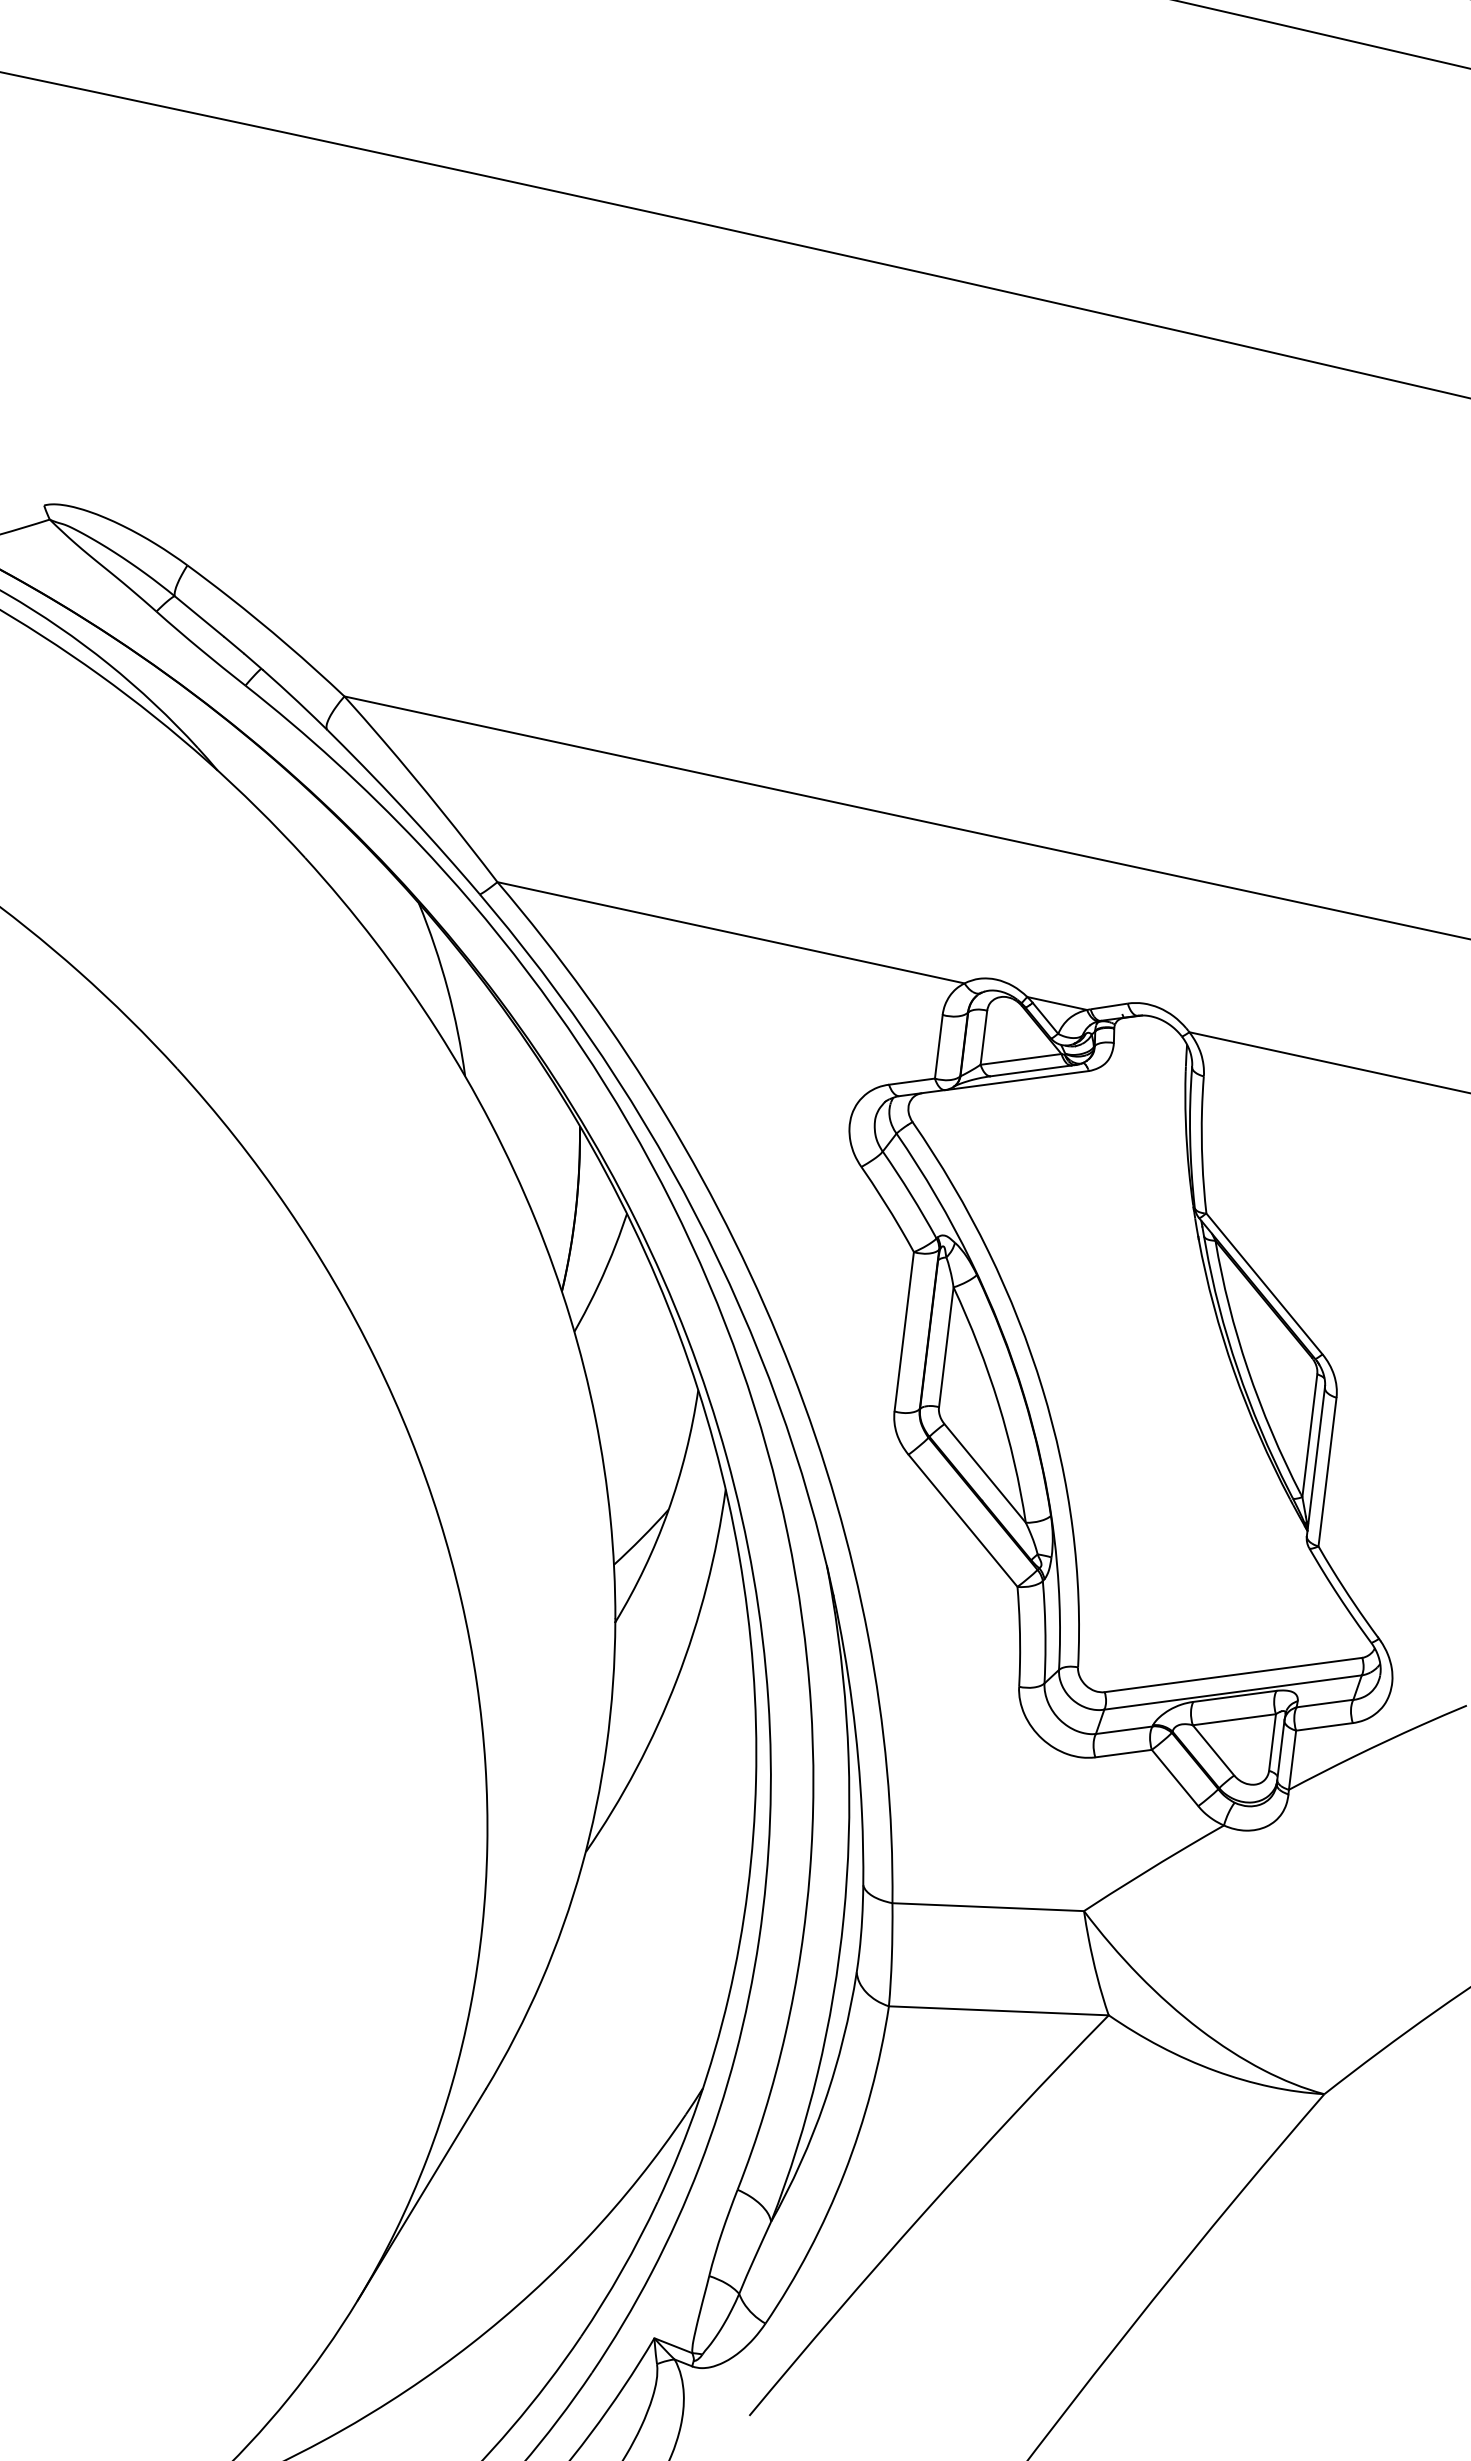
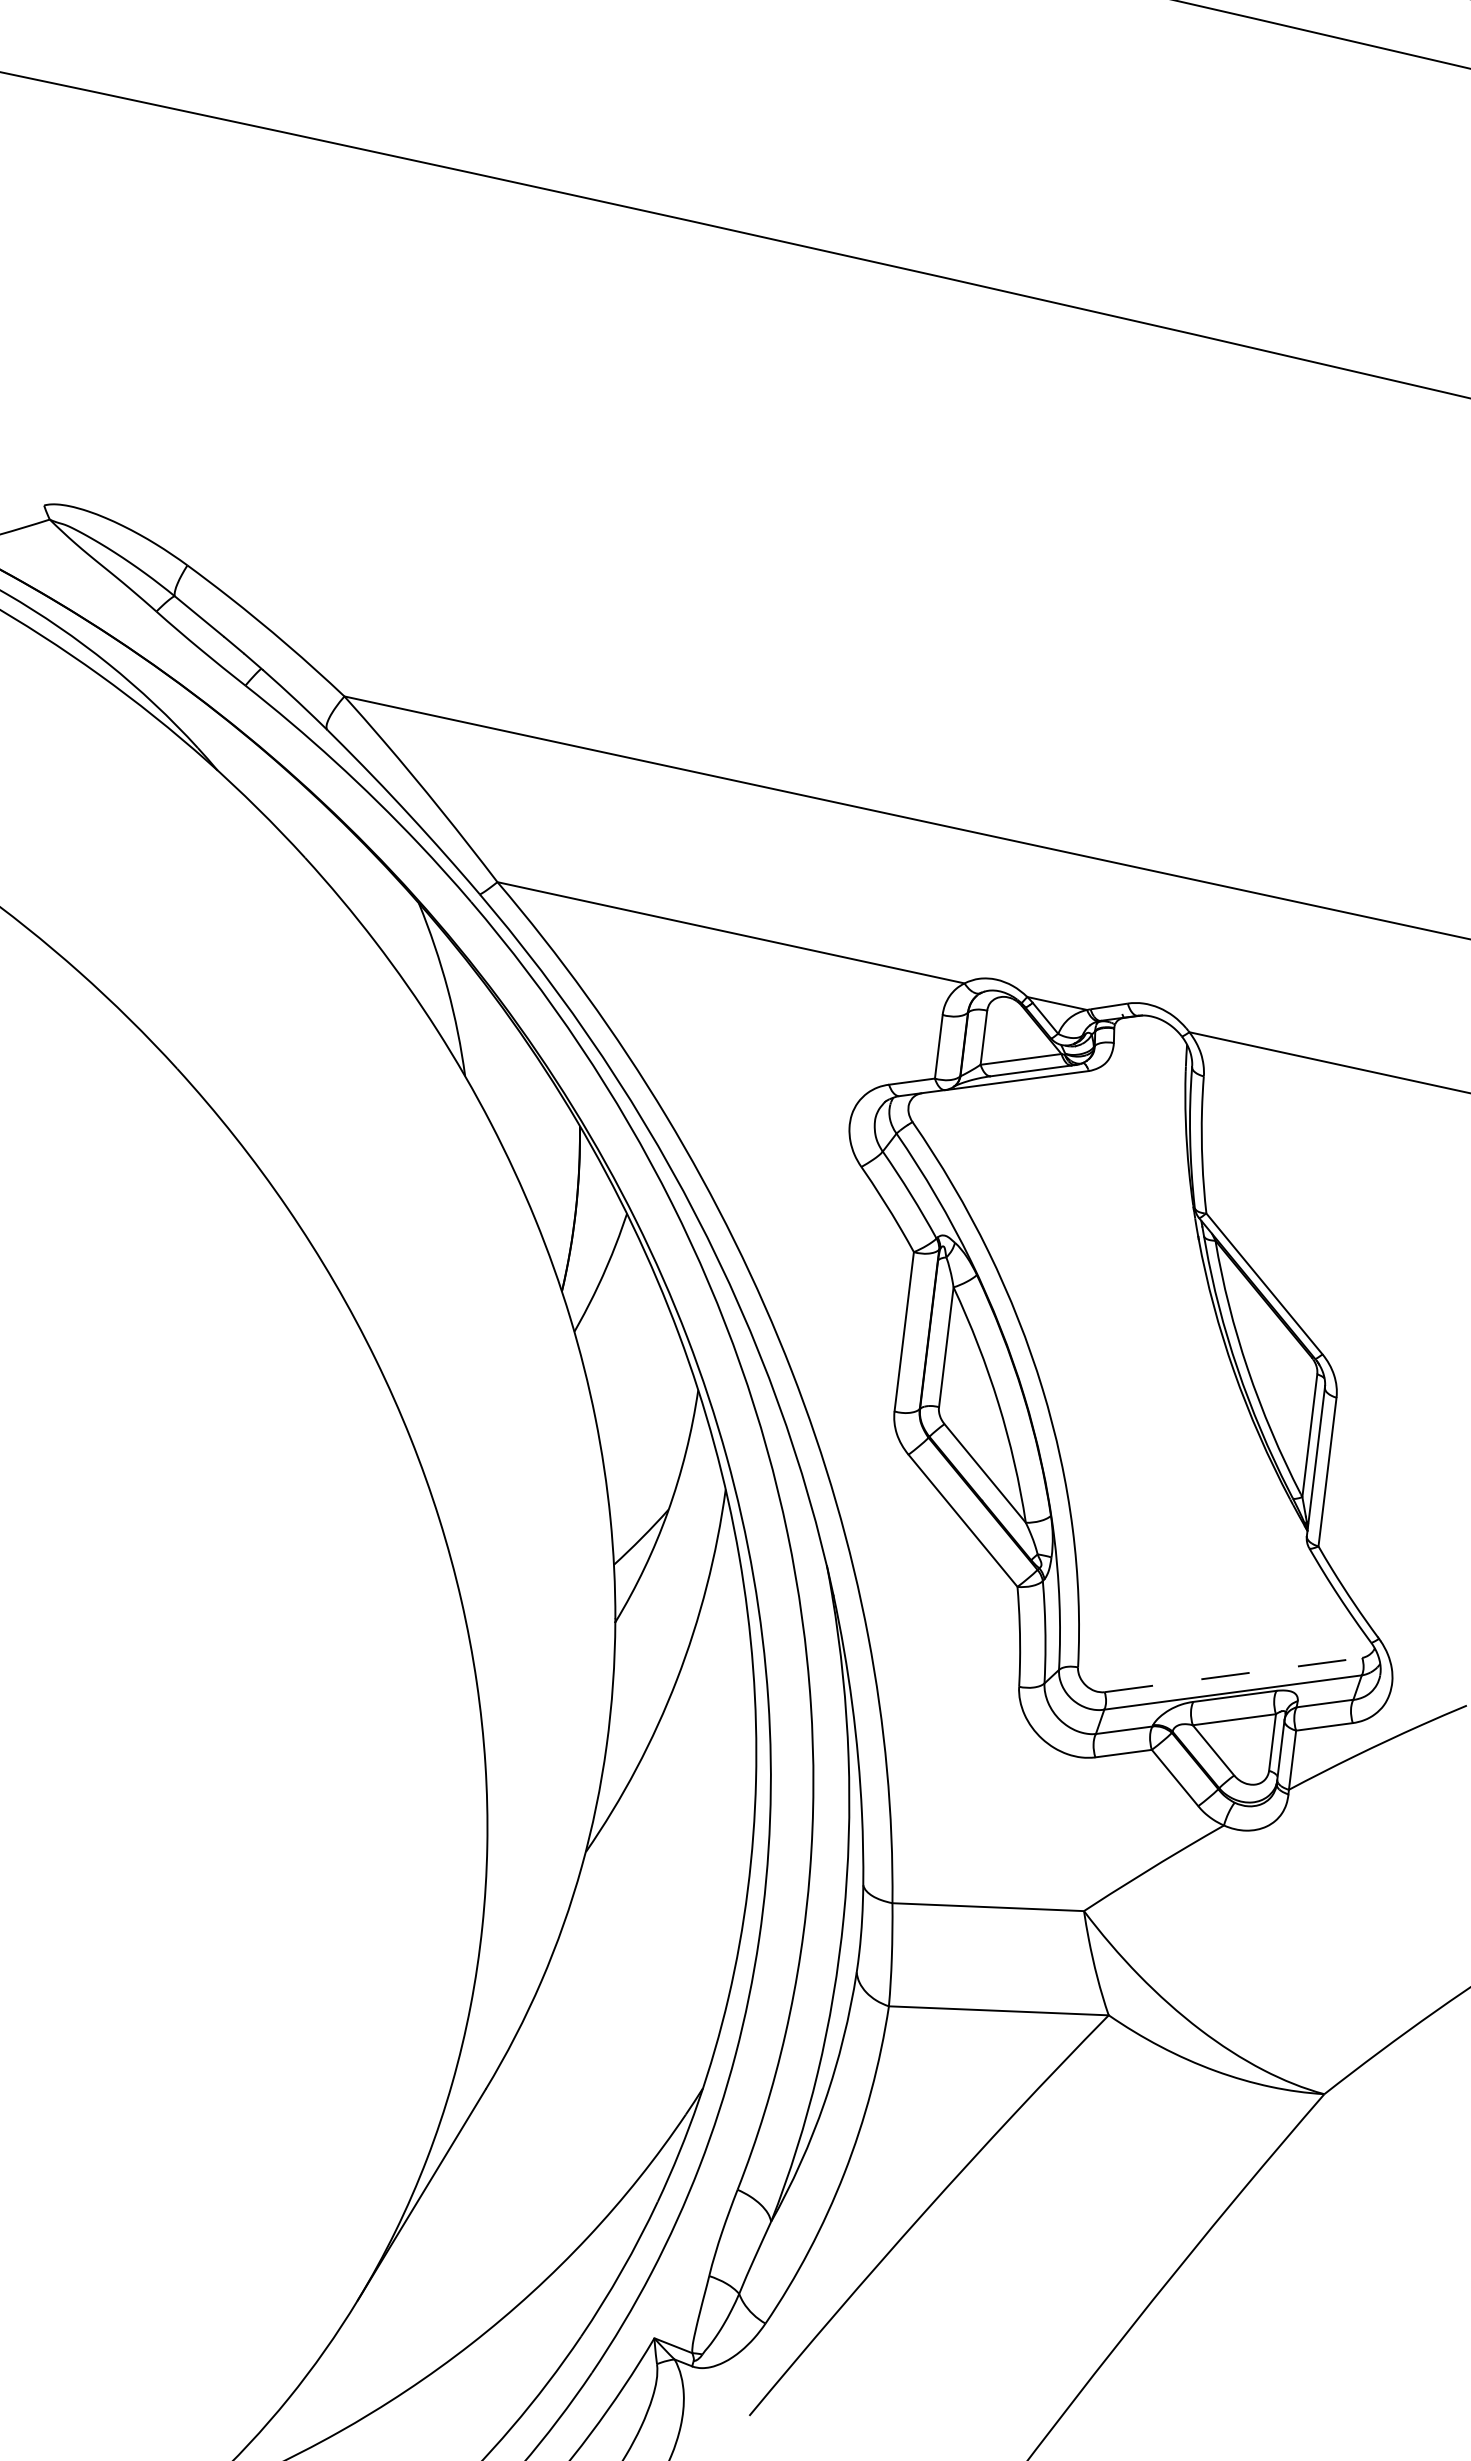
line: solid -> dashed (1233, 1675)
